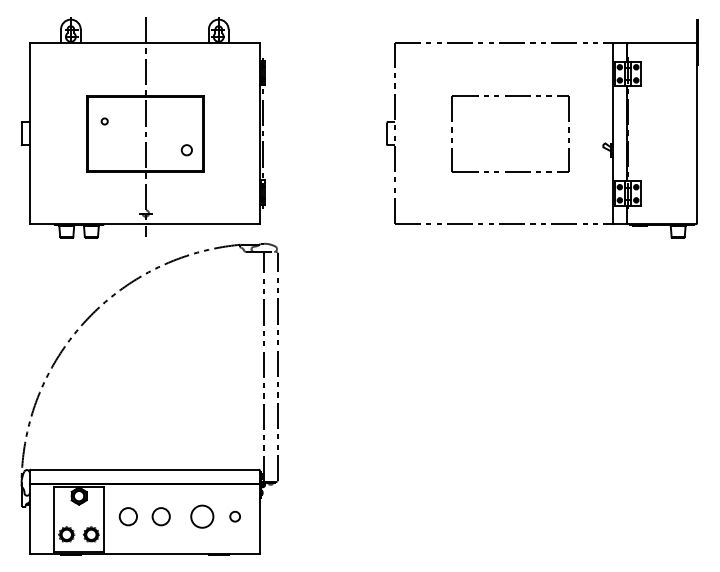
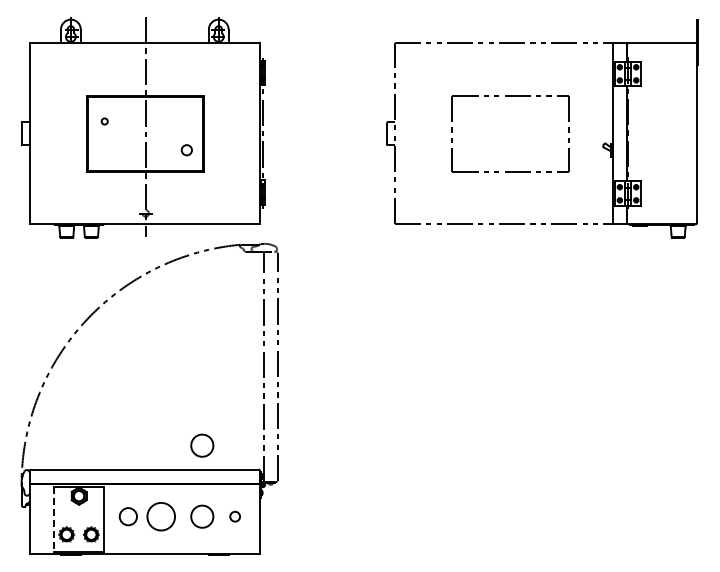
circle: none -> present (202, 445)
circle diameter: 17 px -> 28 px (161, 516)
line: solid -> dashed (54, 520)
